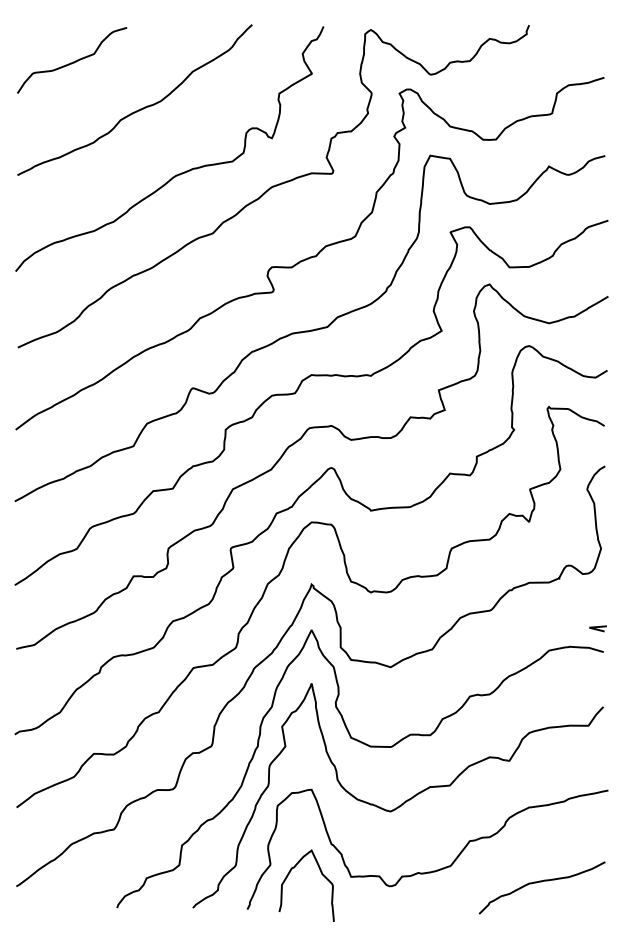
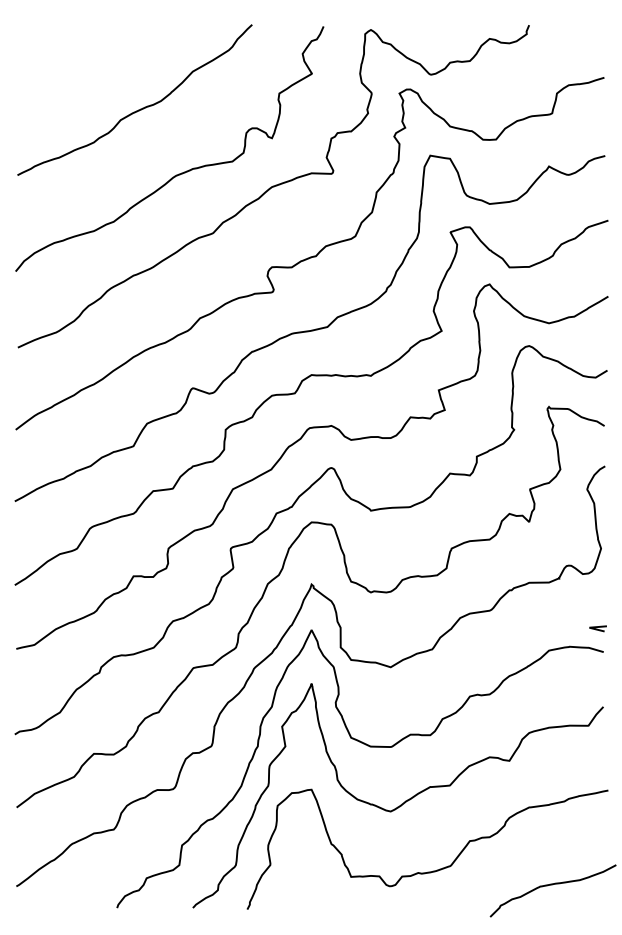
curve: present -> none (73, 61)
curve: present -> none (321, 874)
curve position: (541, 882) -> (552, 885) (552, 885)
